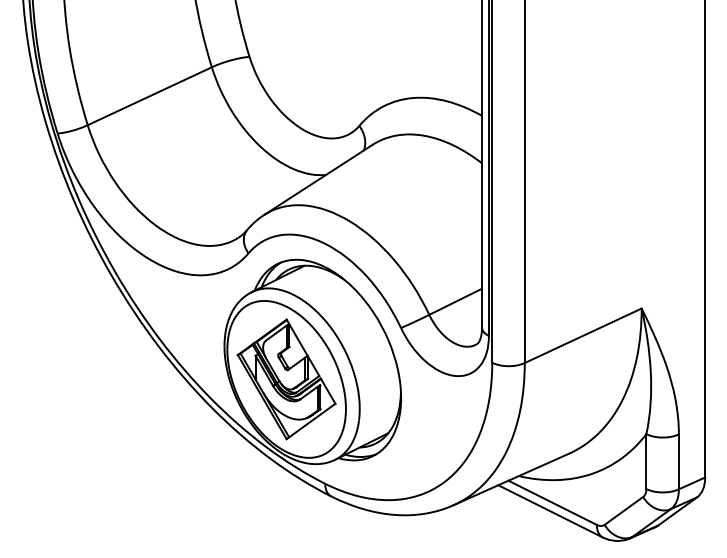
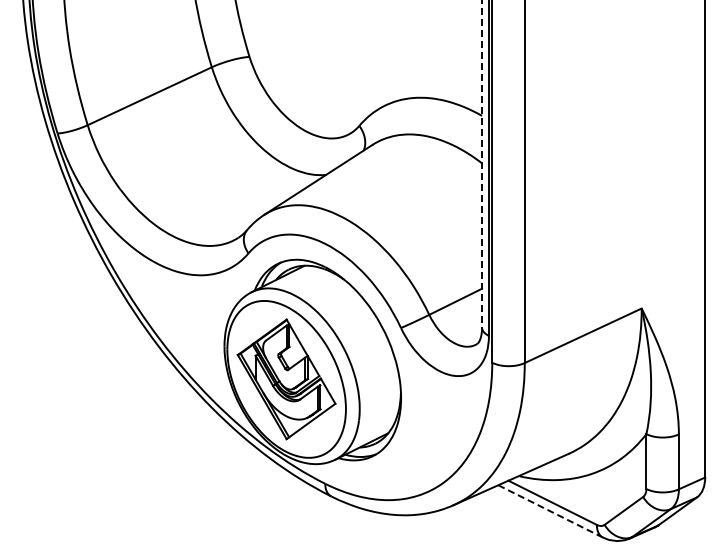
line: solid -> dashed (482, 164)
line: solid -> dashed (550, 511)
